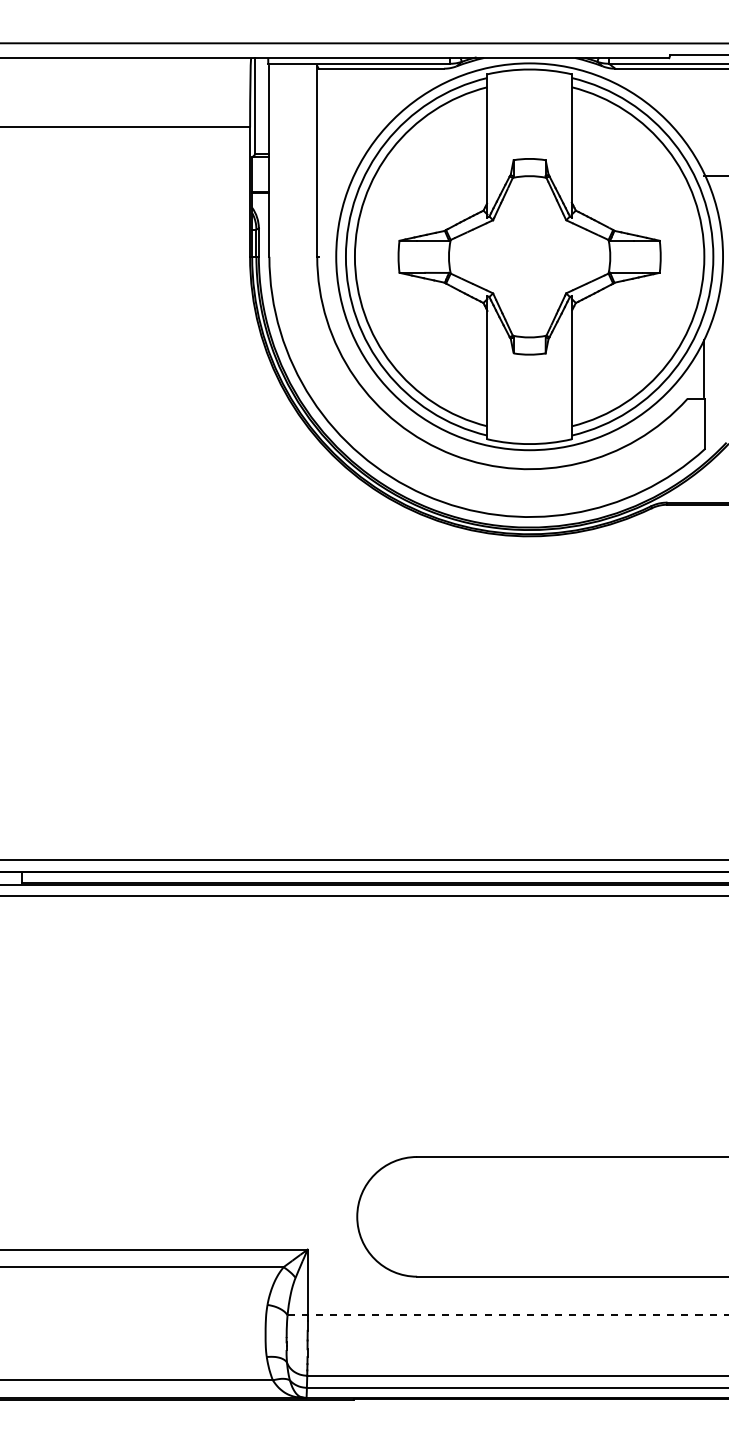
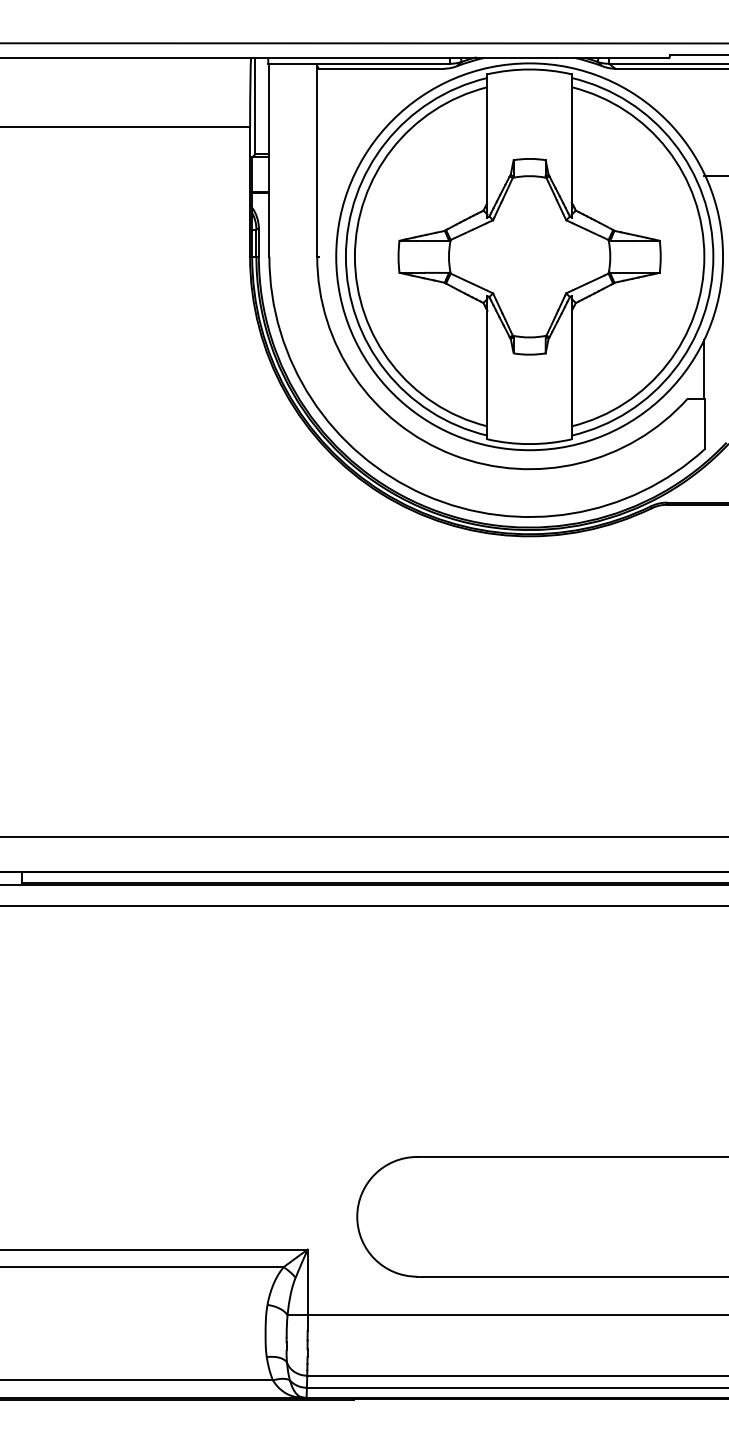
line position: (363, 860) -> (363, 837) (363, 837)
line position: (363, 895) -> (363, 905) (363, 905)
line: dashed -> solid (508, 1315)
